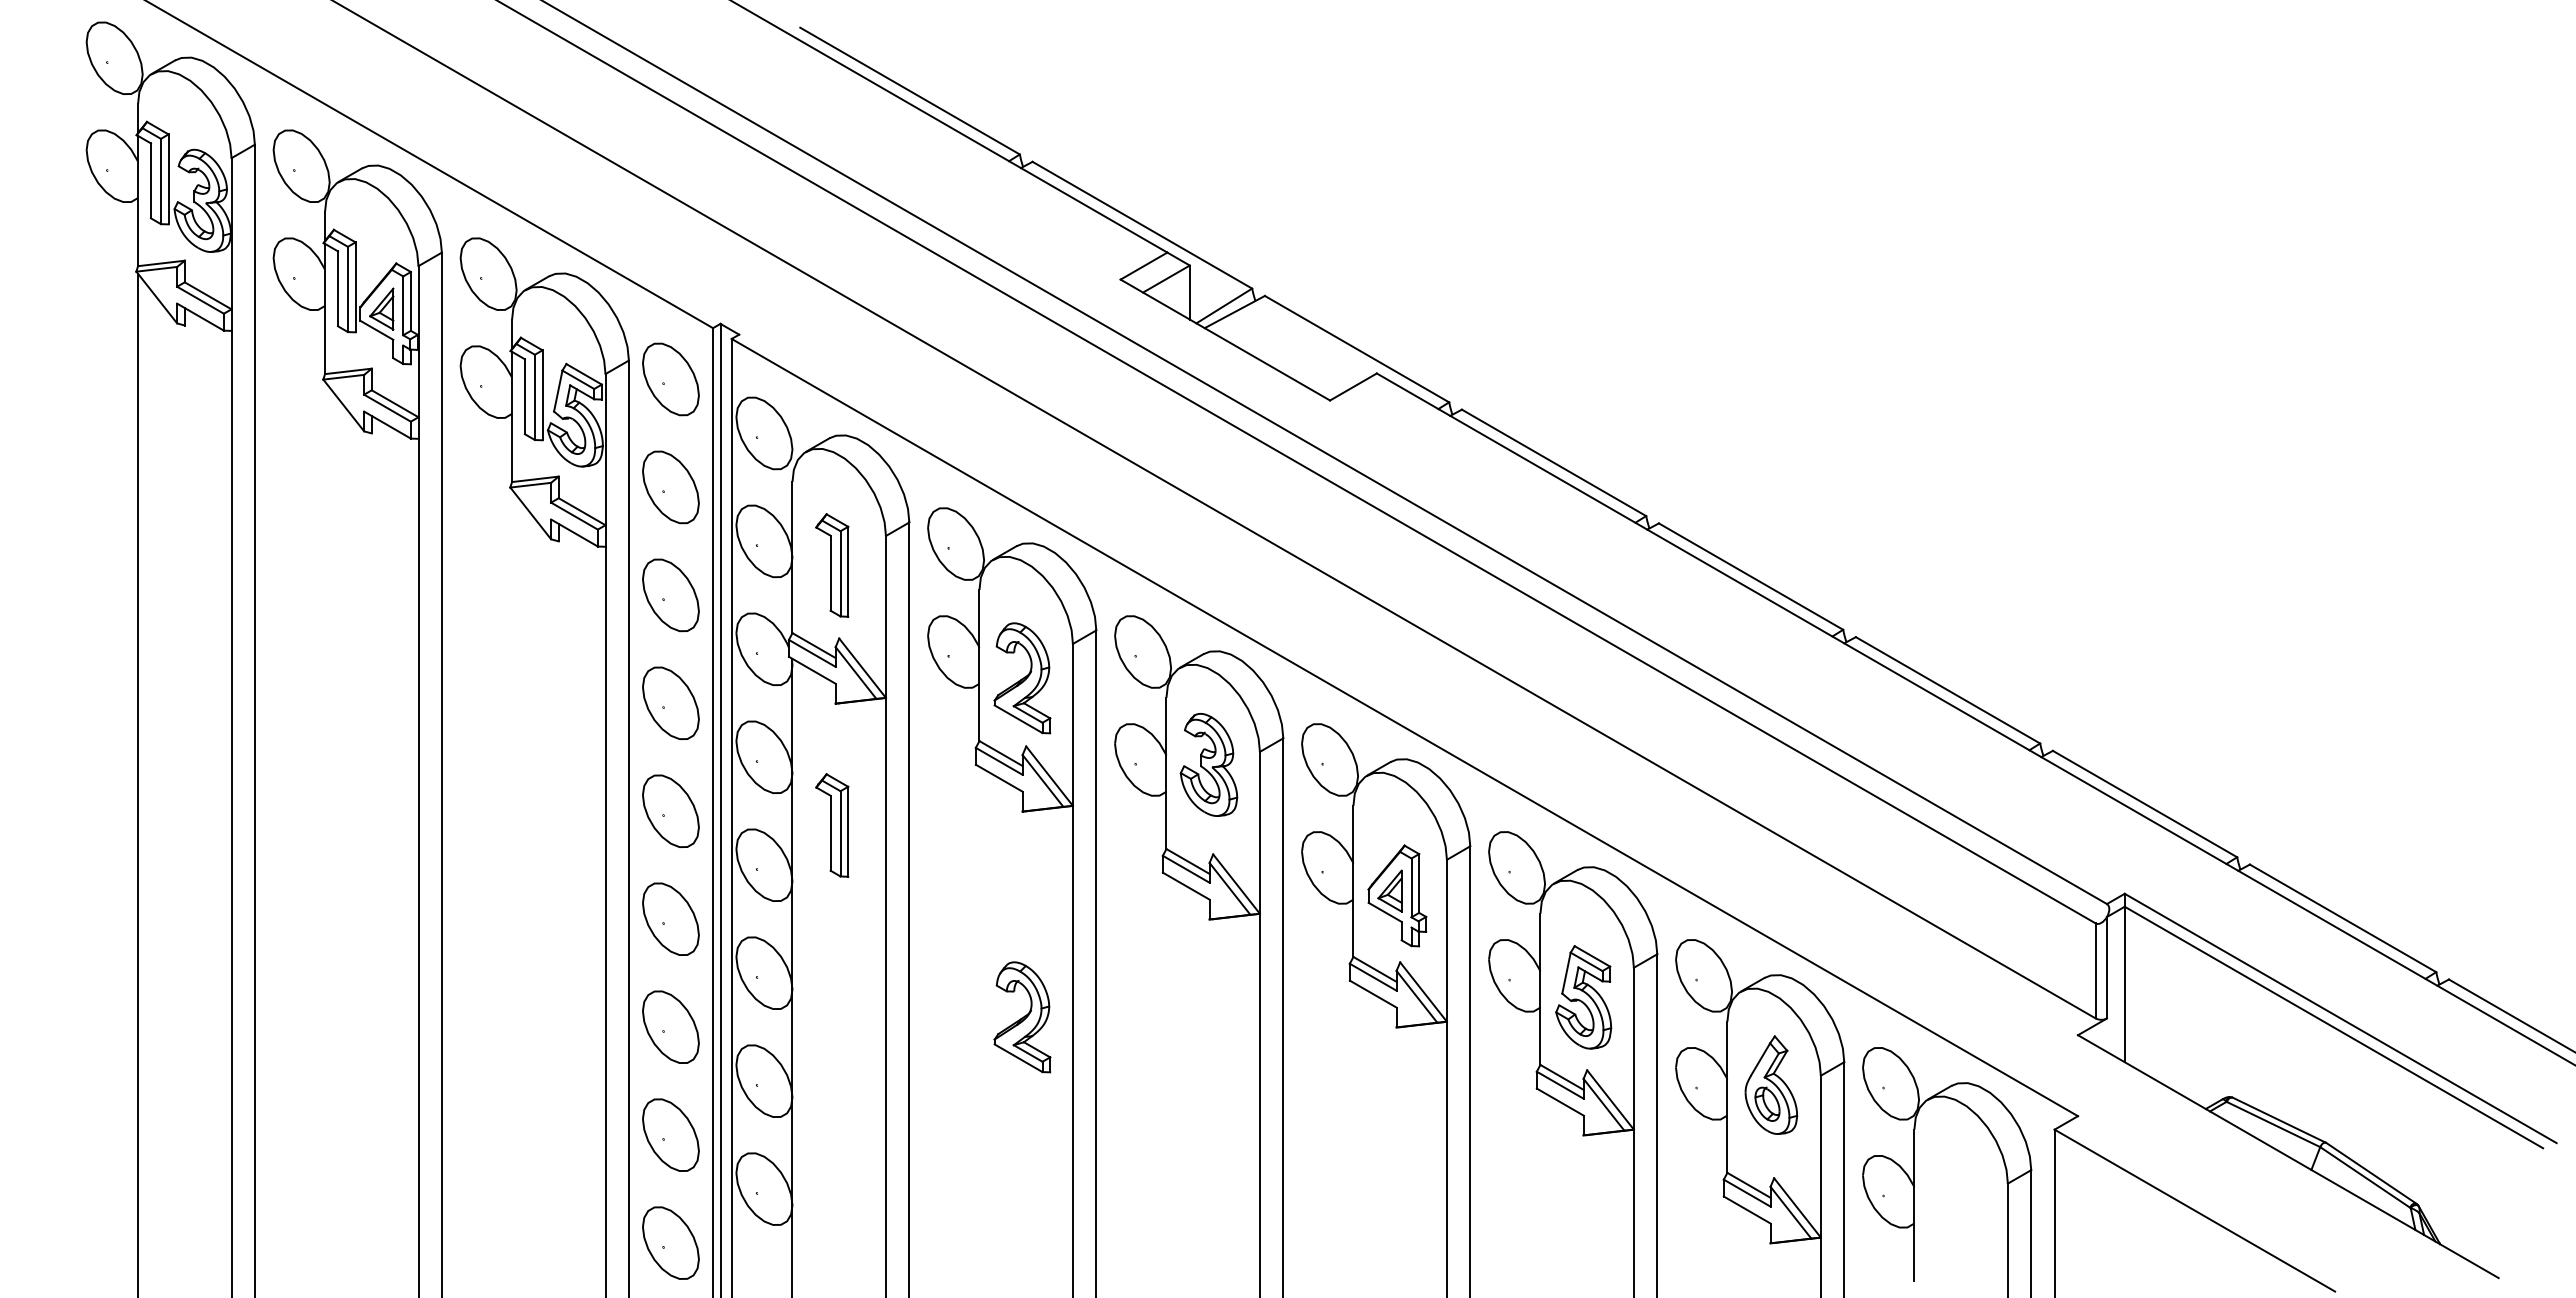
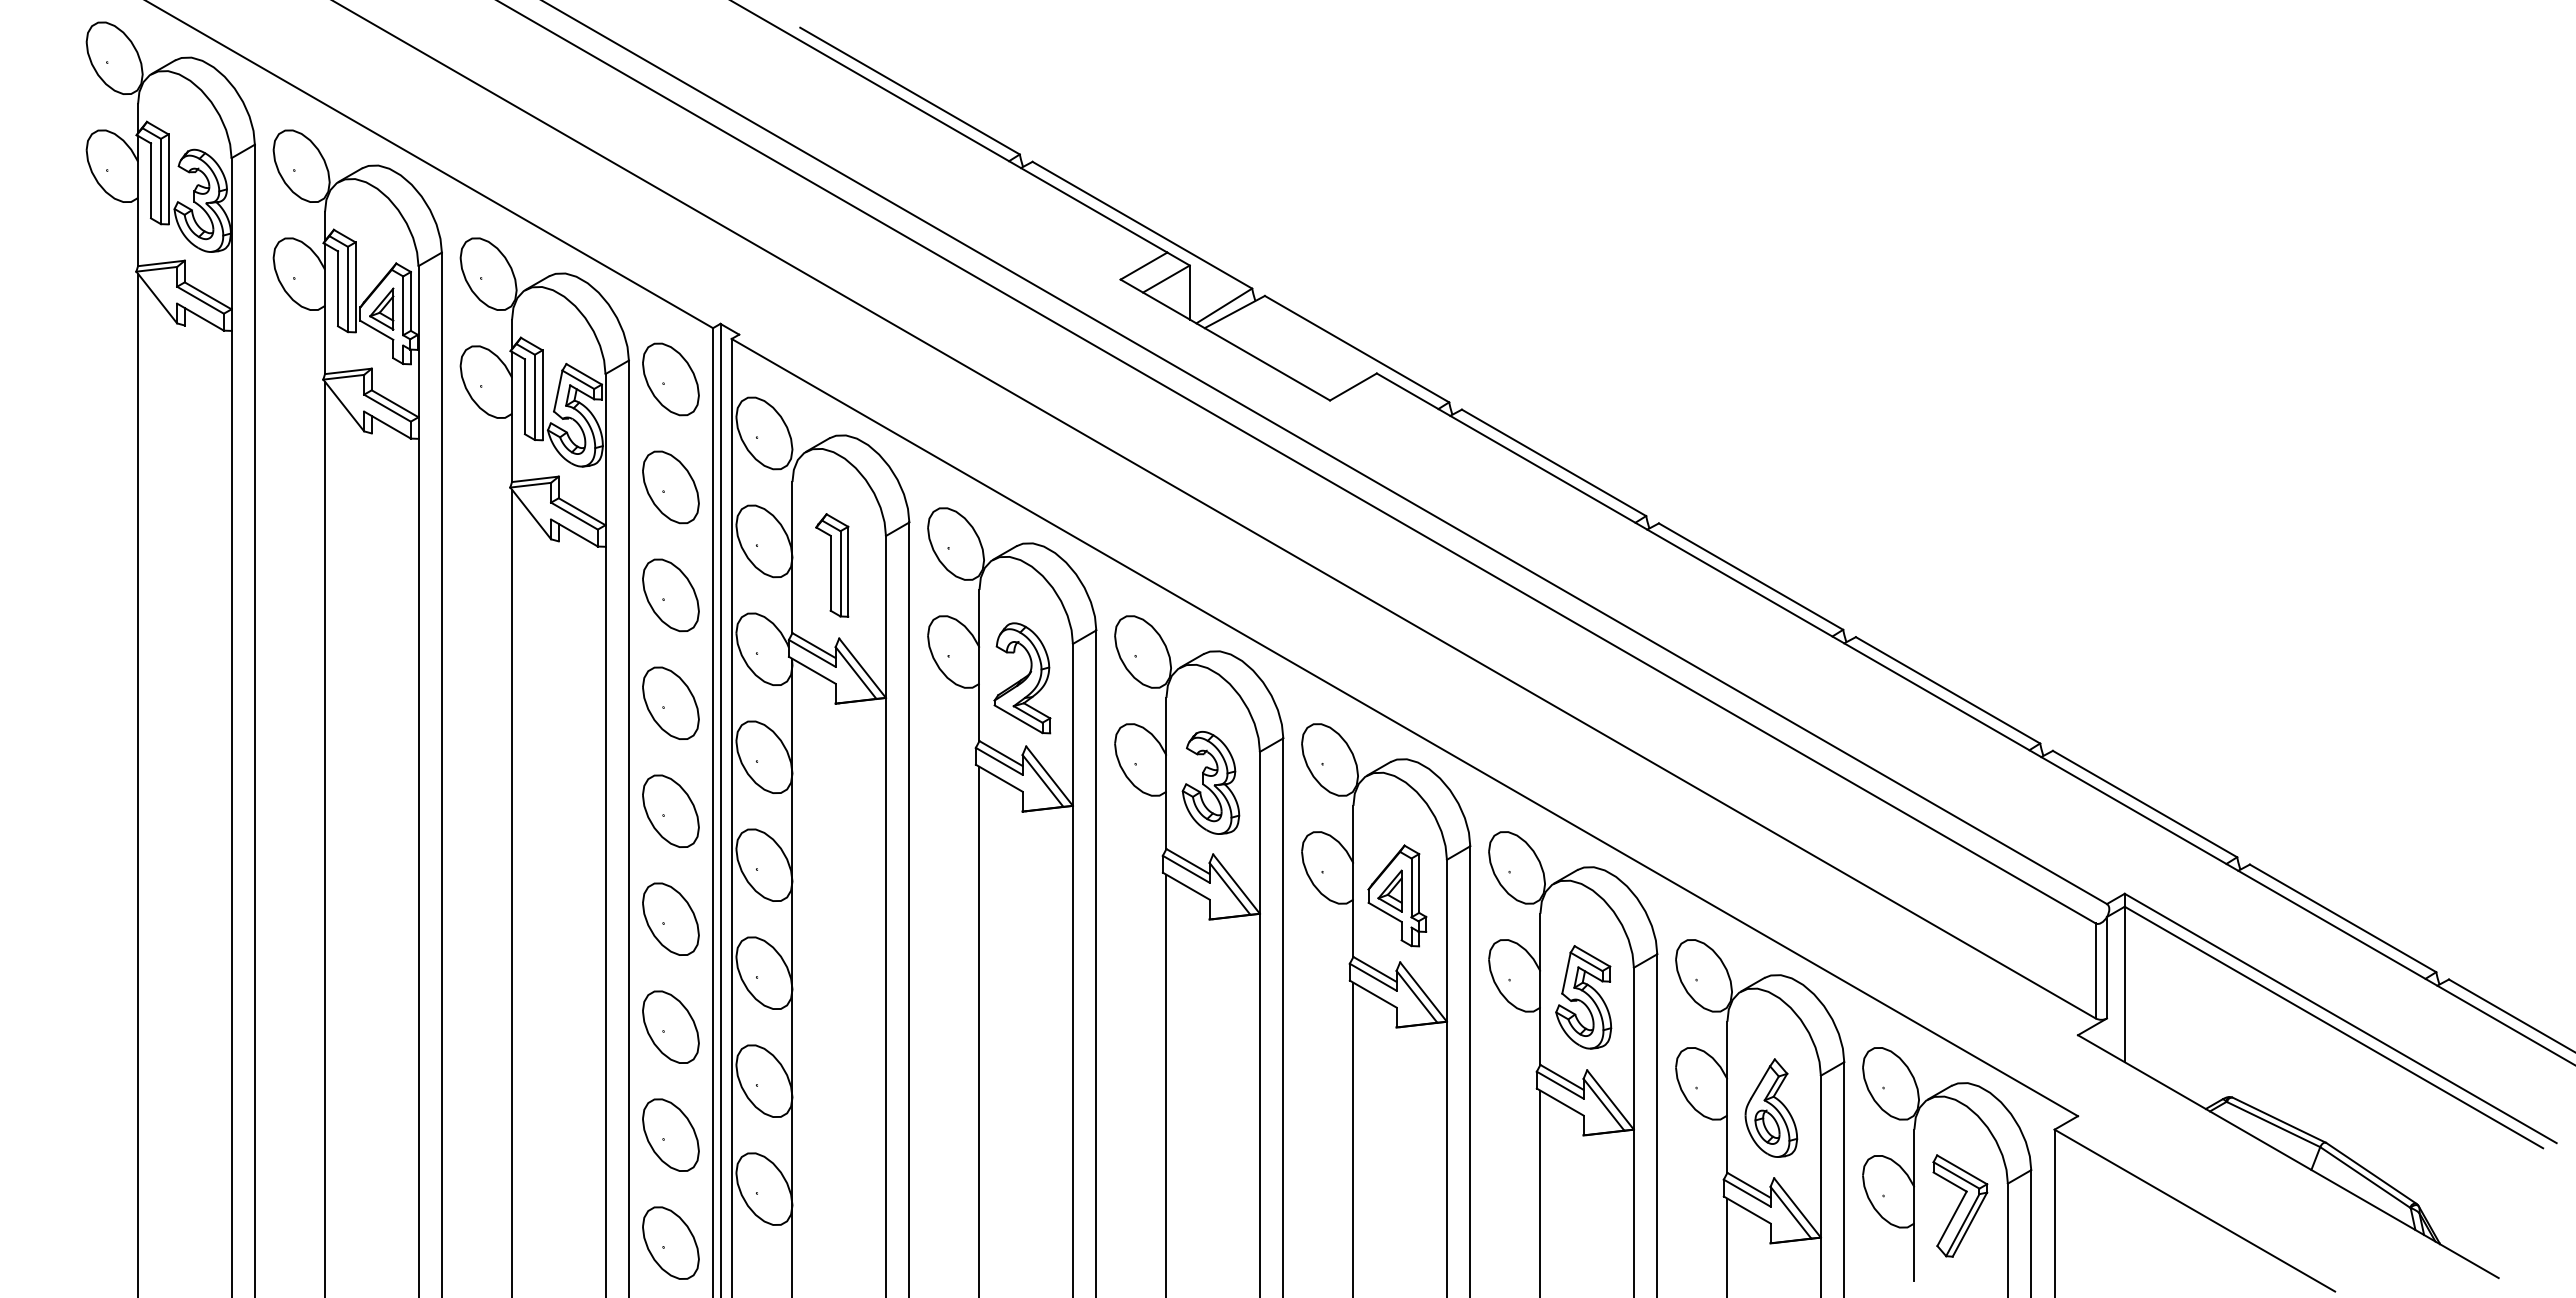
part position: (1208, 764) -> (1210, 782) (1210, 782)
part: present -> none (832, 825)
line: none -> present (325, 837)
line: none -> present (512, 891)
part: present -> none (1022, 1017)
line: none -> present (979, 1030)
line: none -> present (1166, 1084)
part position: (1771, 1084) -> (1771, 1107) (1771, 1107)
line: none -> present (1353, 1138)
line: none -> present (1540, 1192)
part: none -> present (1960, 1205)
line: none -> present (1727, 1246)
